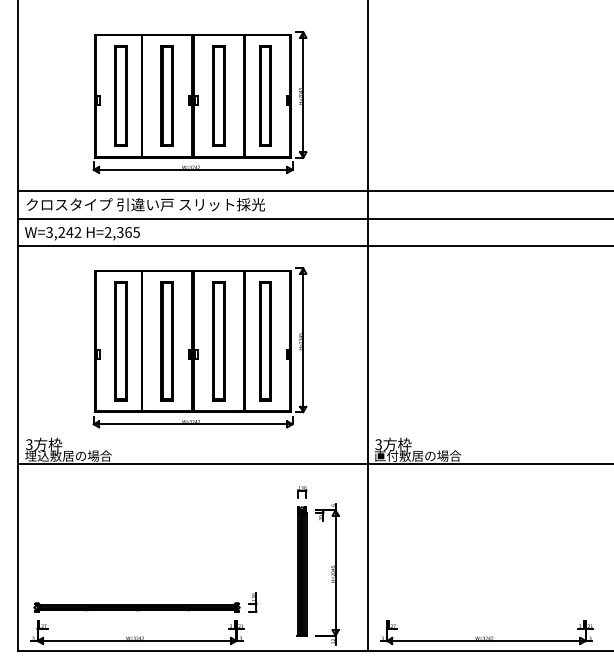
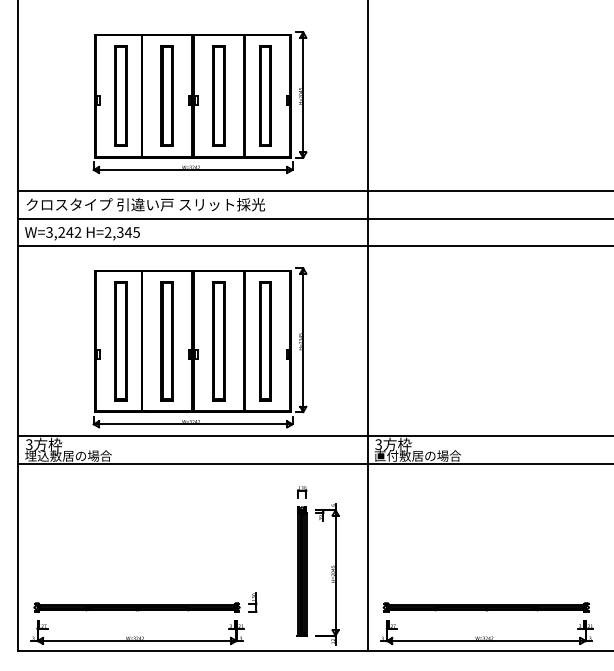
text: H=2,365 -> H=2,345 (128, 232)
line: none -> present (314, 436)
part: none -> present (485, 607)
